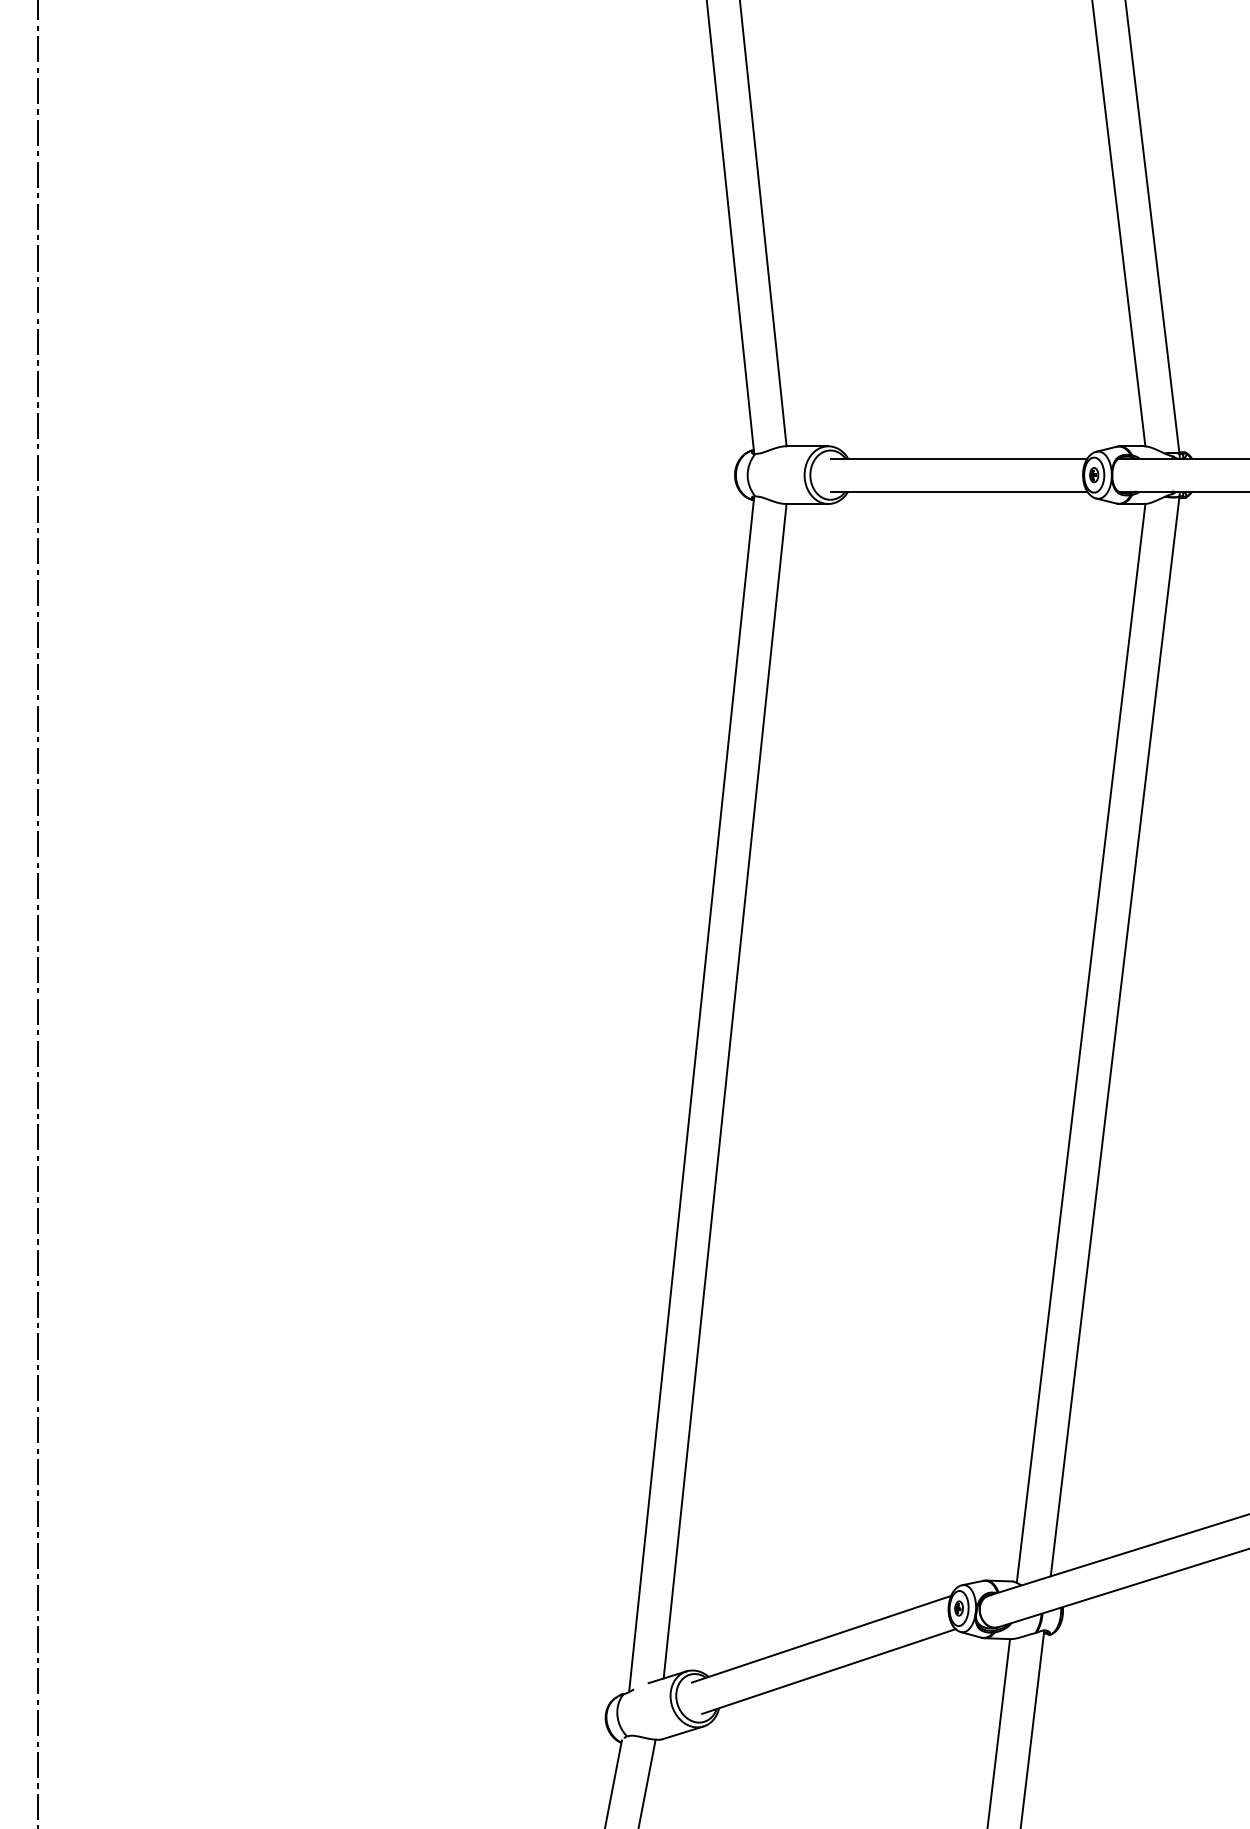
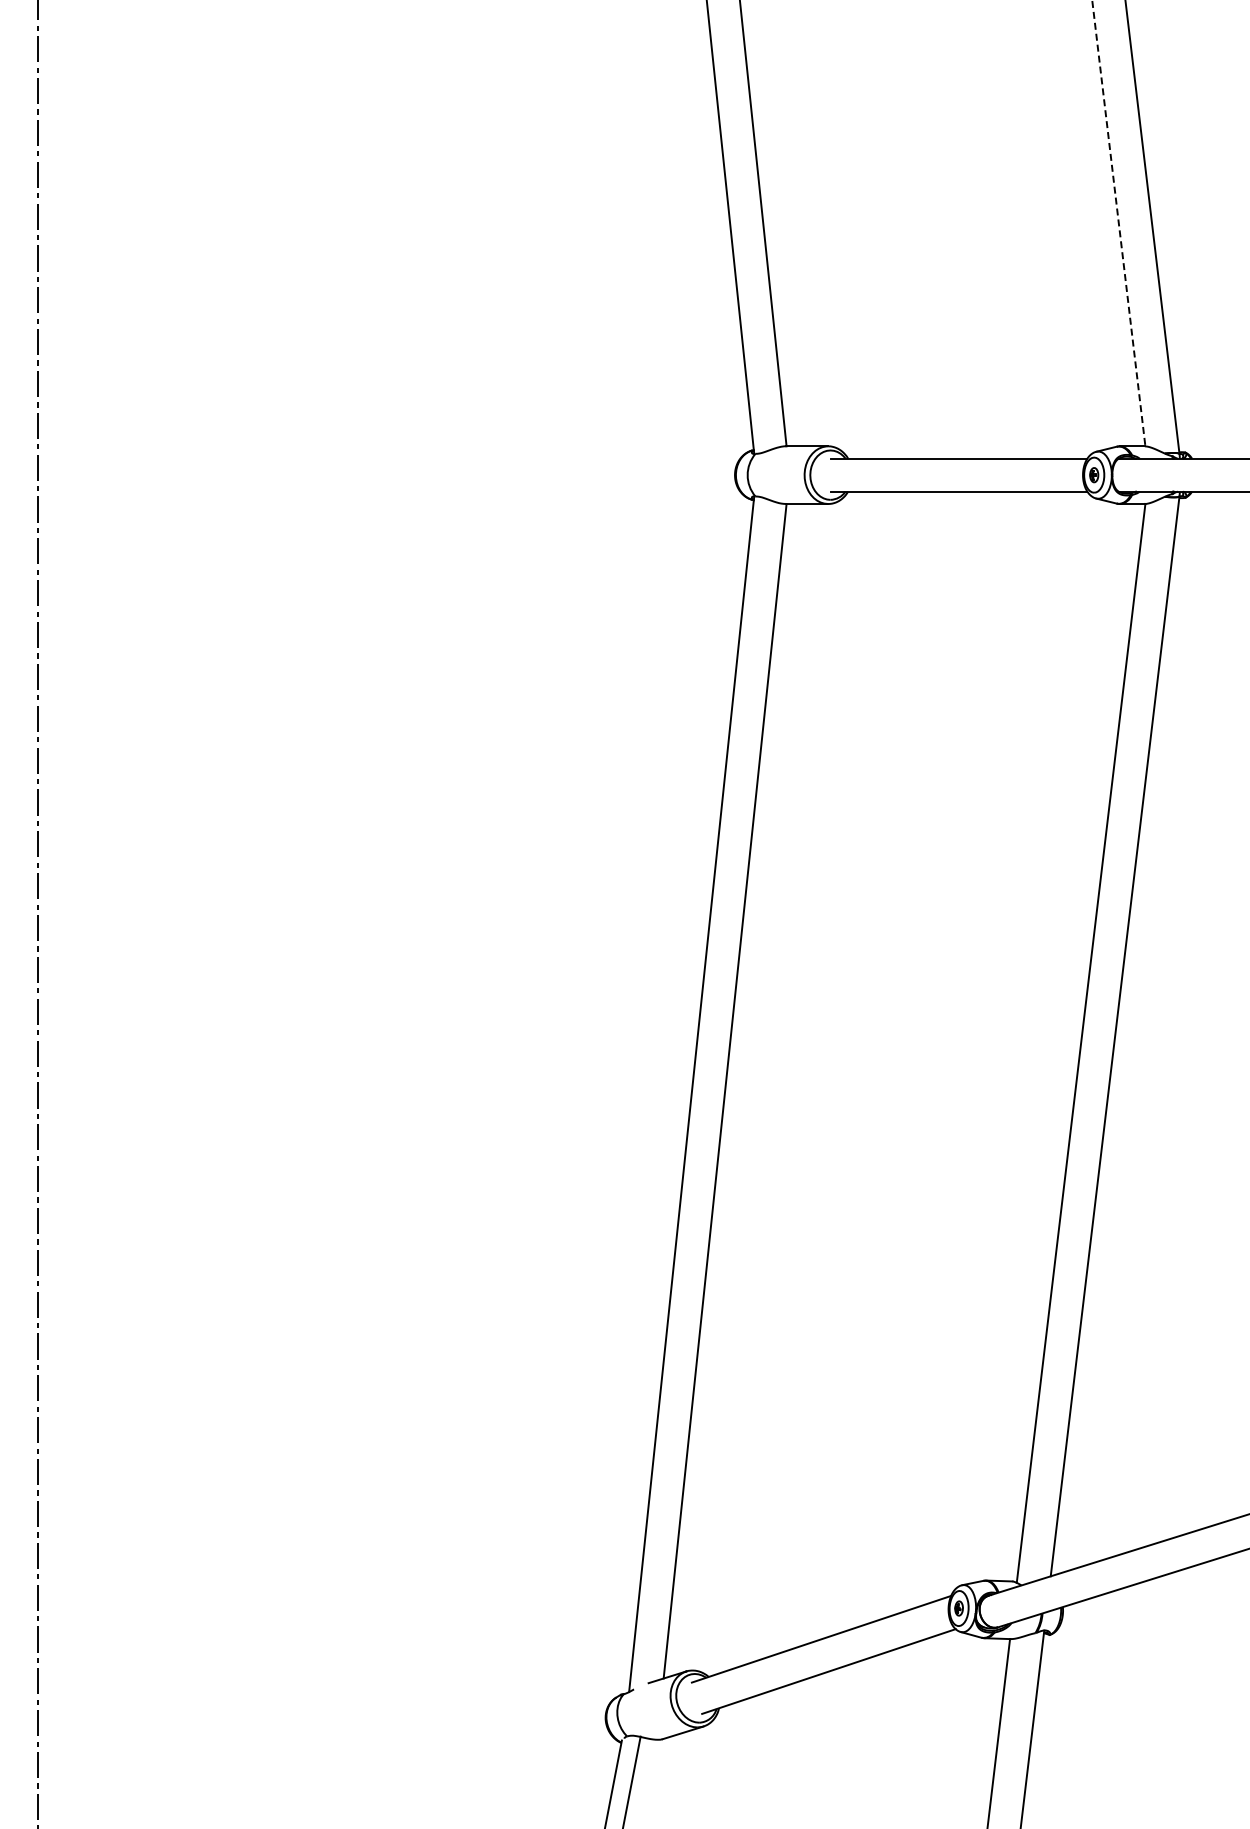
line: solid -> dashed (1118, 224)
line position: (647, 1782) -> (631, 1780) (631, 1780)
